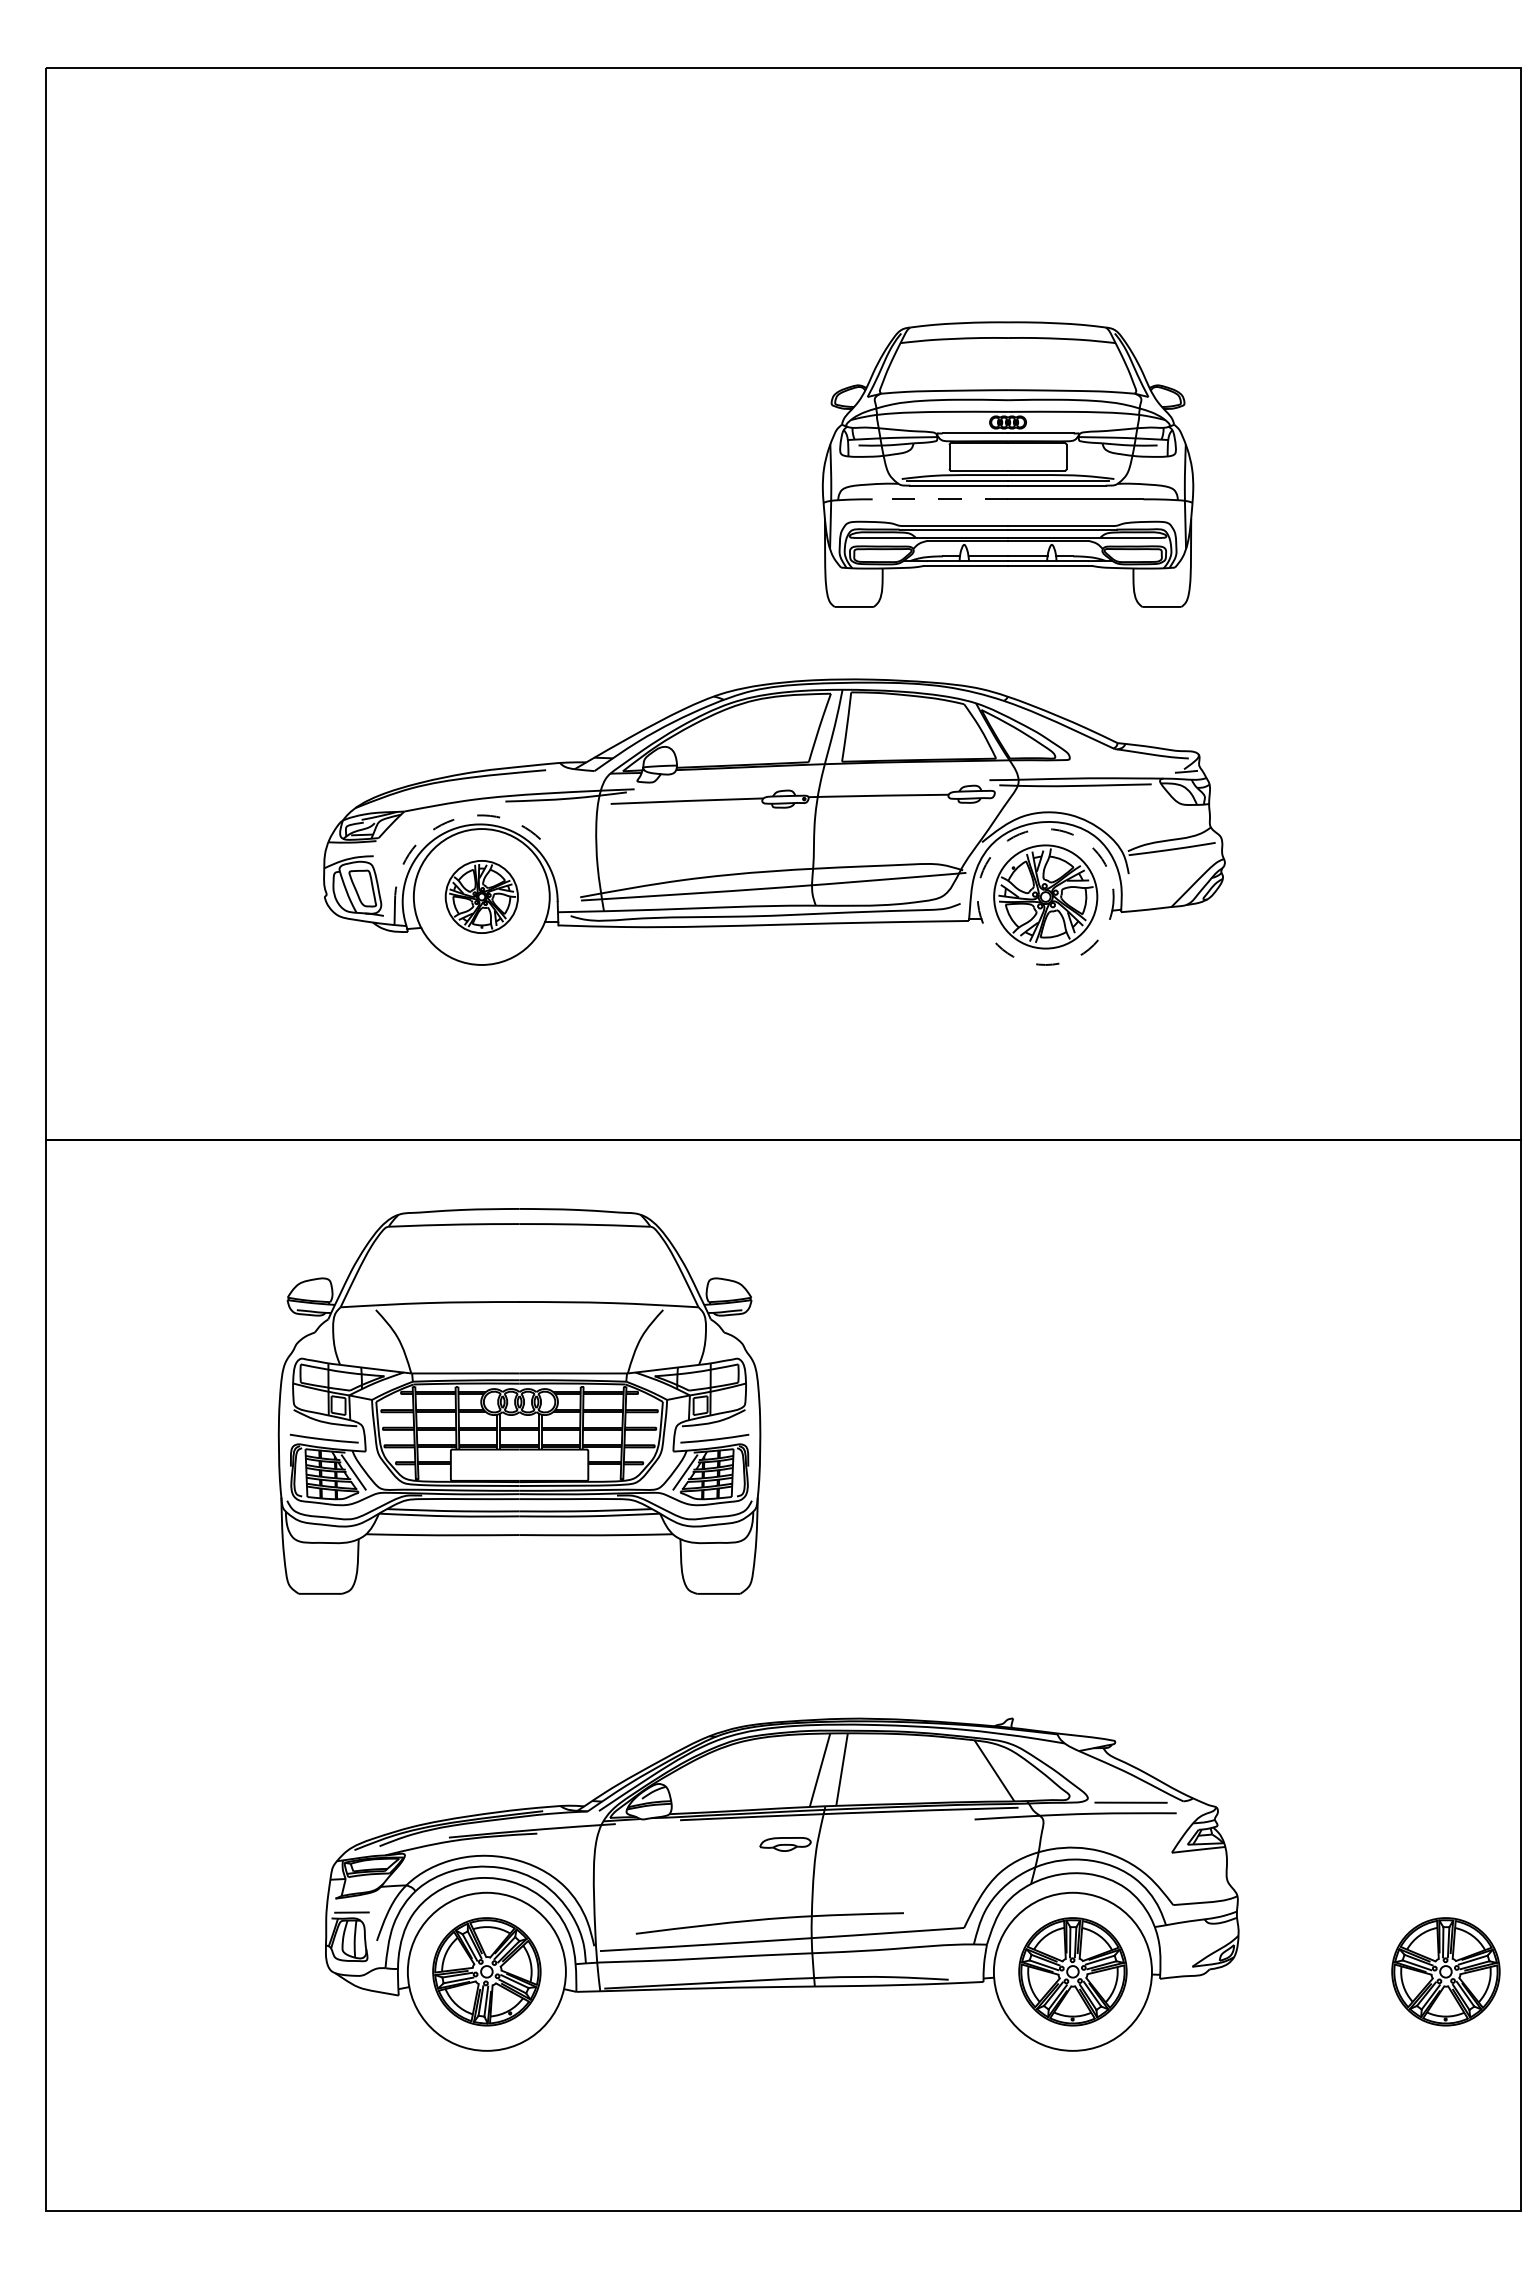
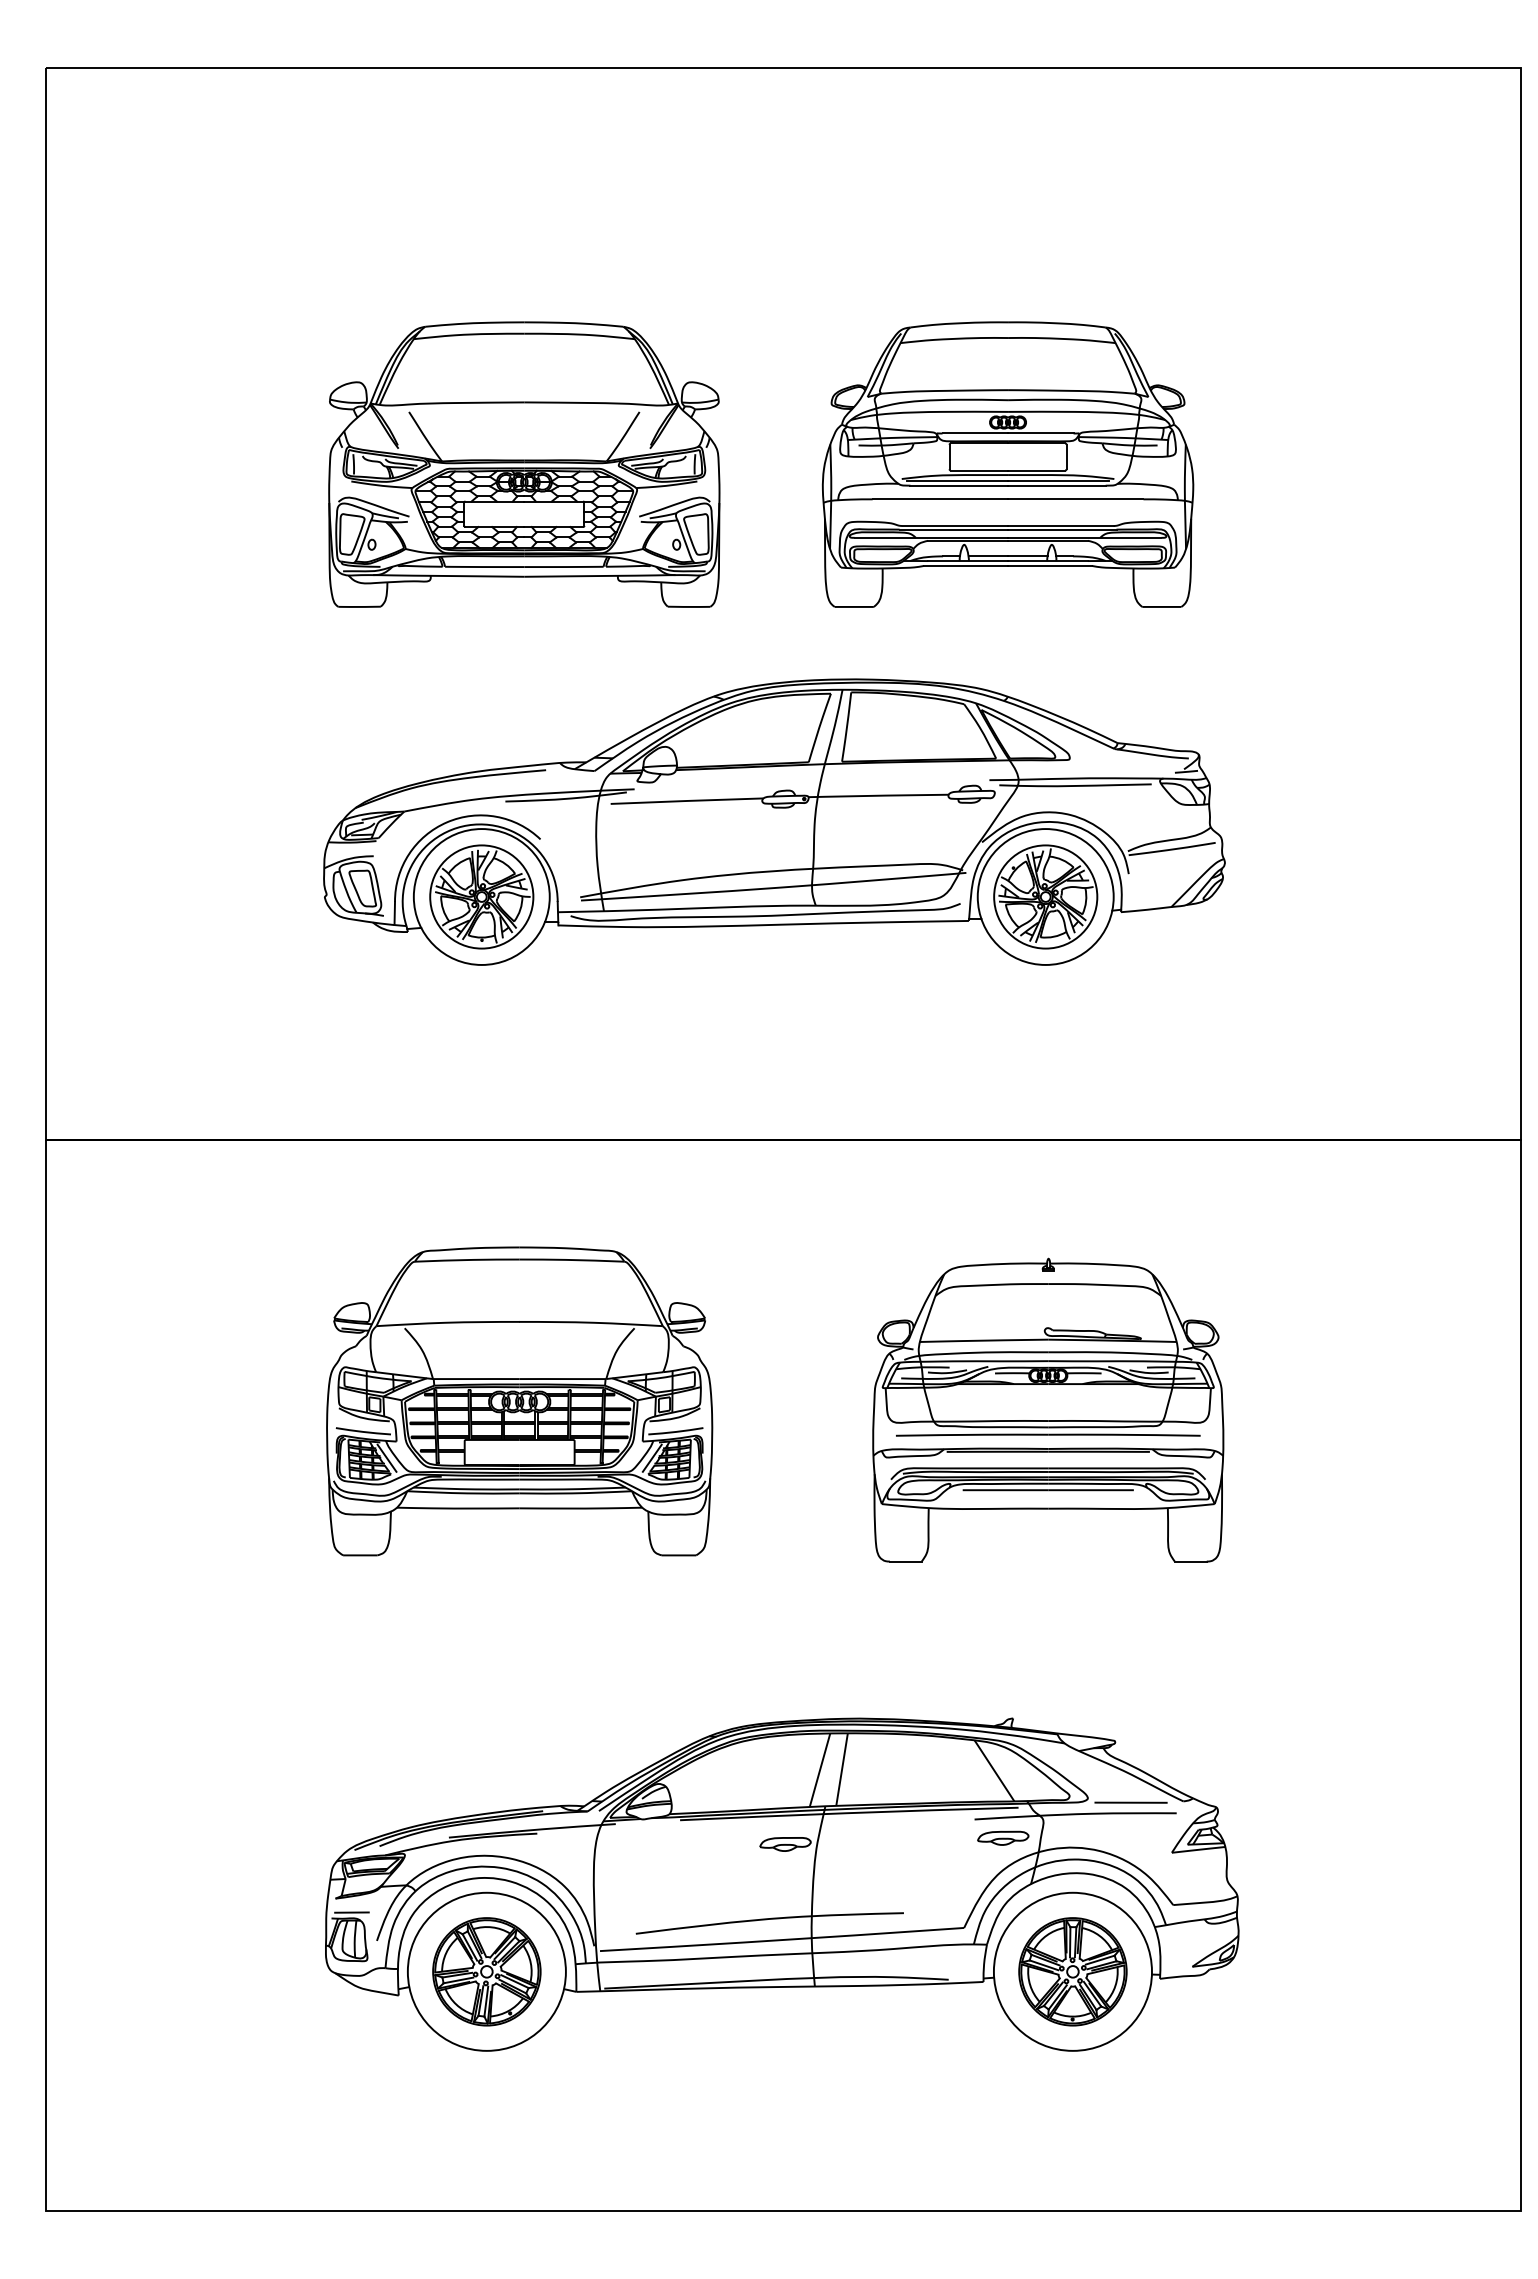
part: none -> present (524, 464)
line: dashed -> solid (940, 499)
arc: dashed -> solid (447, 822)
part size: 75x74 px -> 106x106 px (481, 896)
circle: dashed -> solid (1045, 896)
part size: 485x387 px -> 388x311 px (519, 1401)
part: none -> present (1048, 1409)
part: none -> present (1003, 1837)
part: present -> none (1445, 1971)
